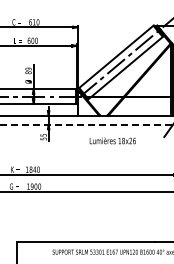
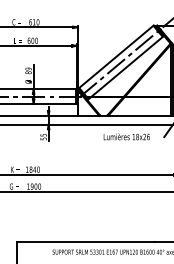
line: dashed -> solid (86, 124)
text position: (112, 140) -> (126, 136) (126, 136)
